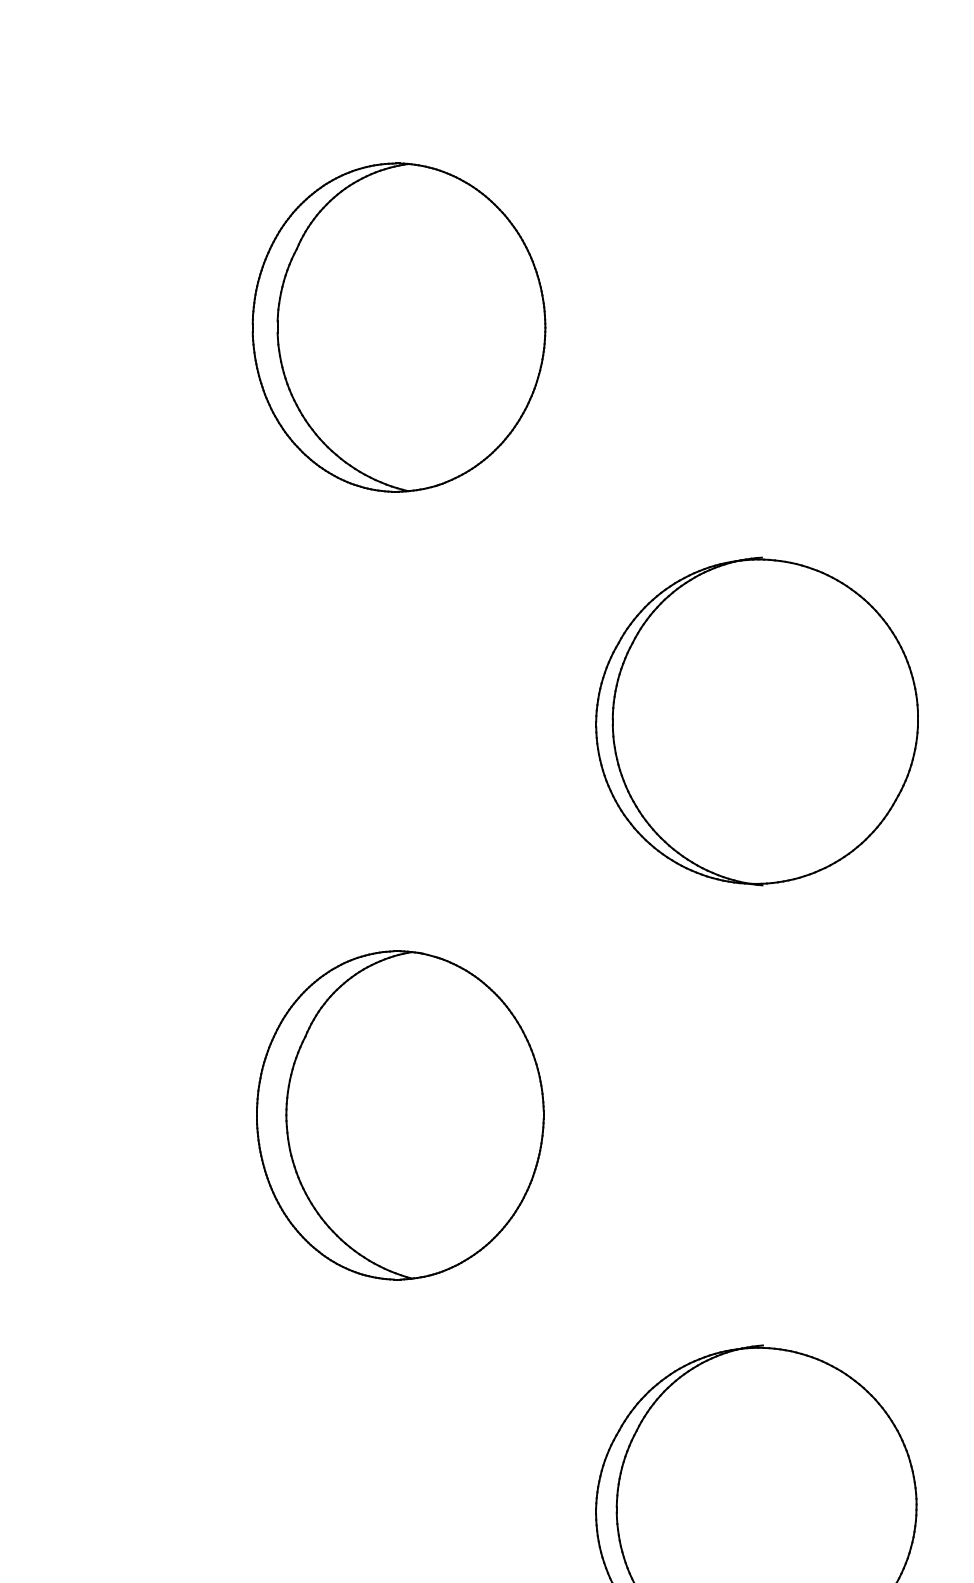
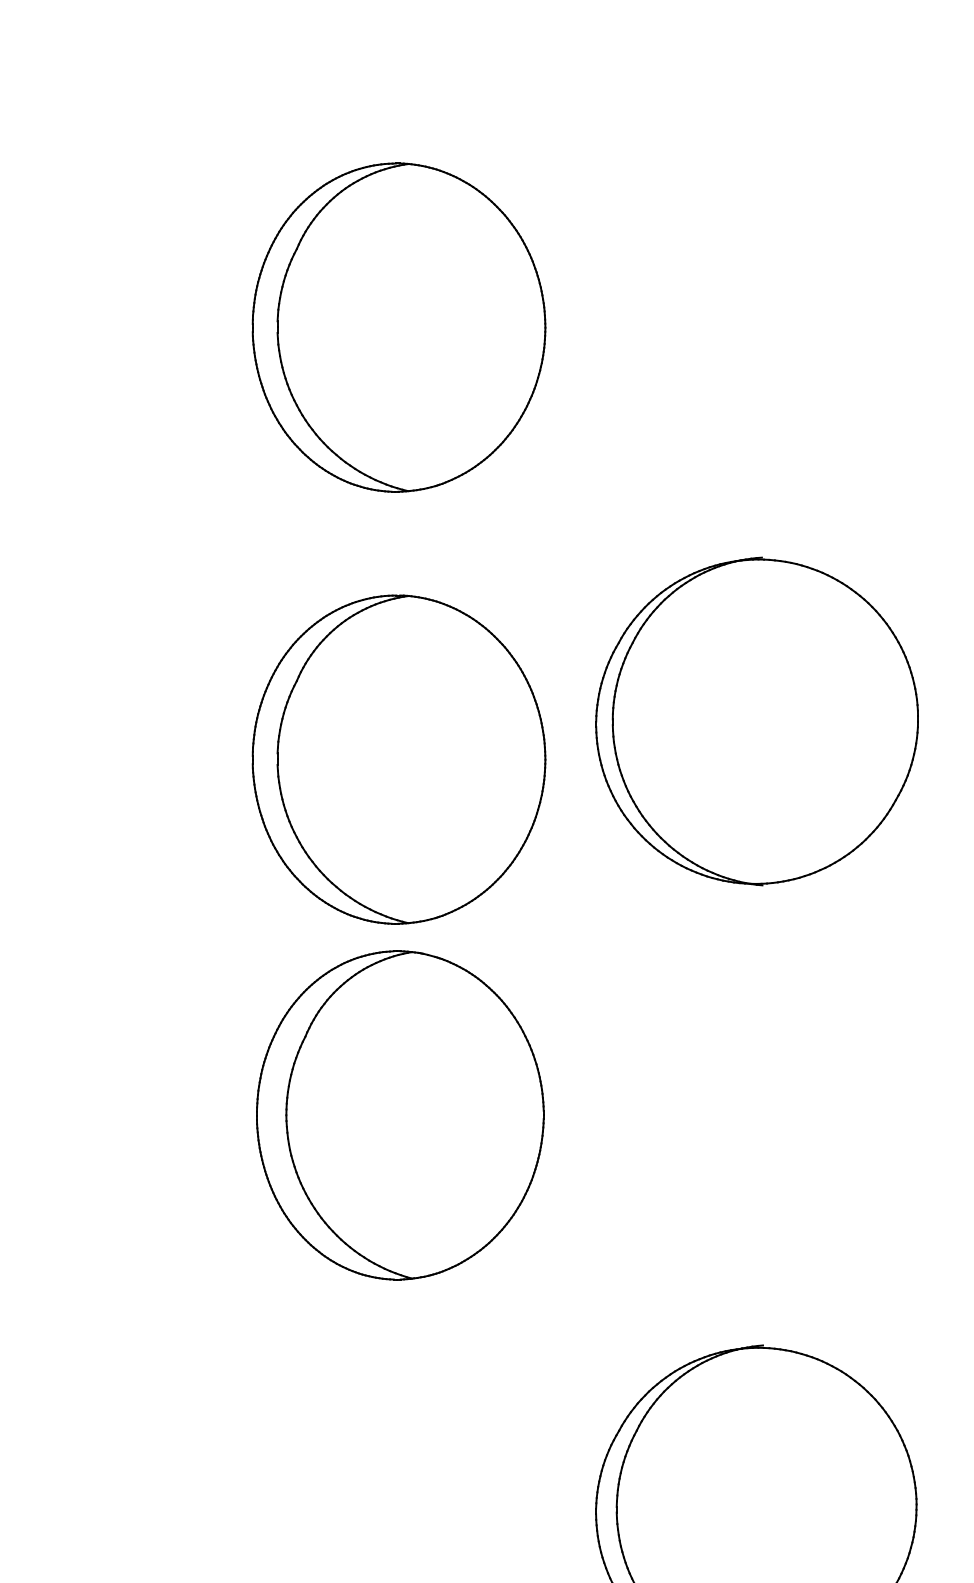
part: none -> present (398, 759)
